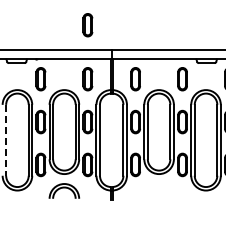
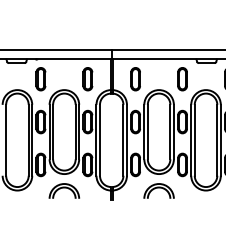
part: present -> none (87, 25)
line: dashed -> solid (6, 140)
part: none -> present (158, 190)
